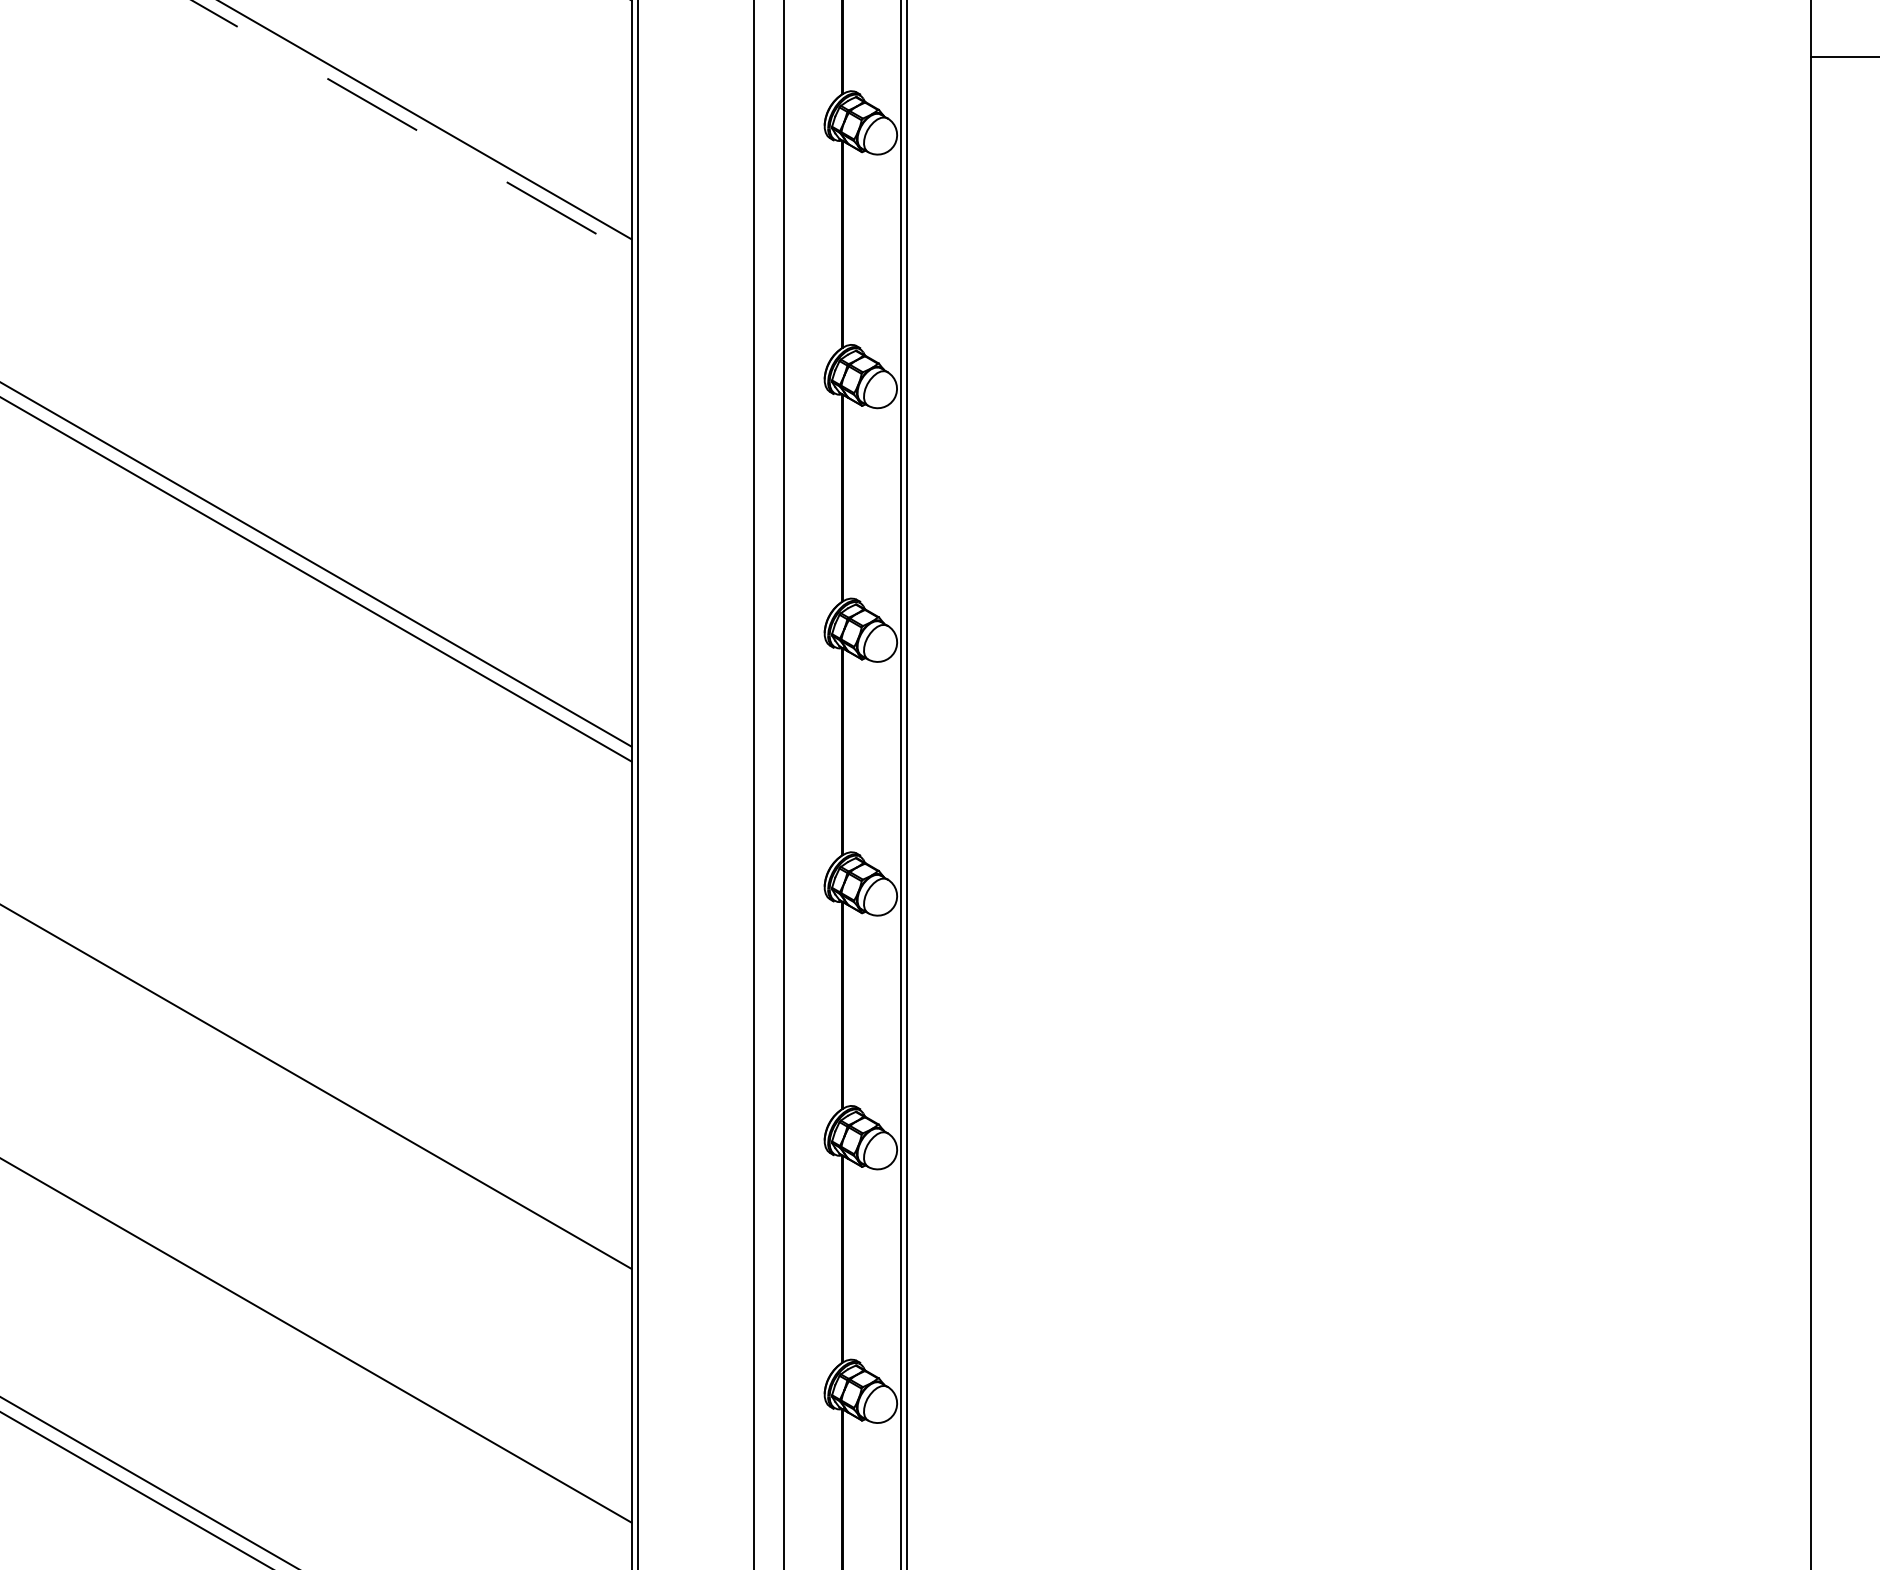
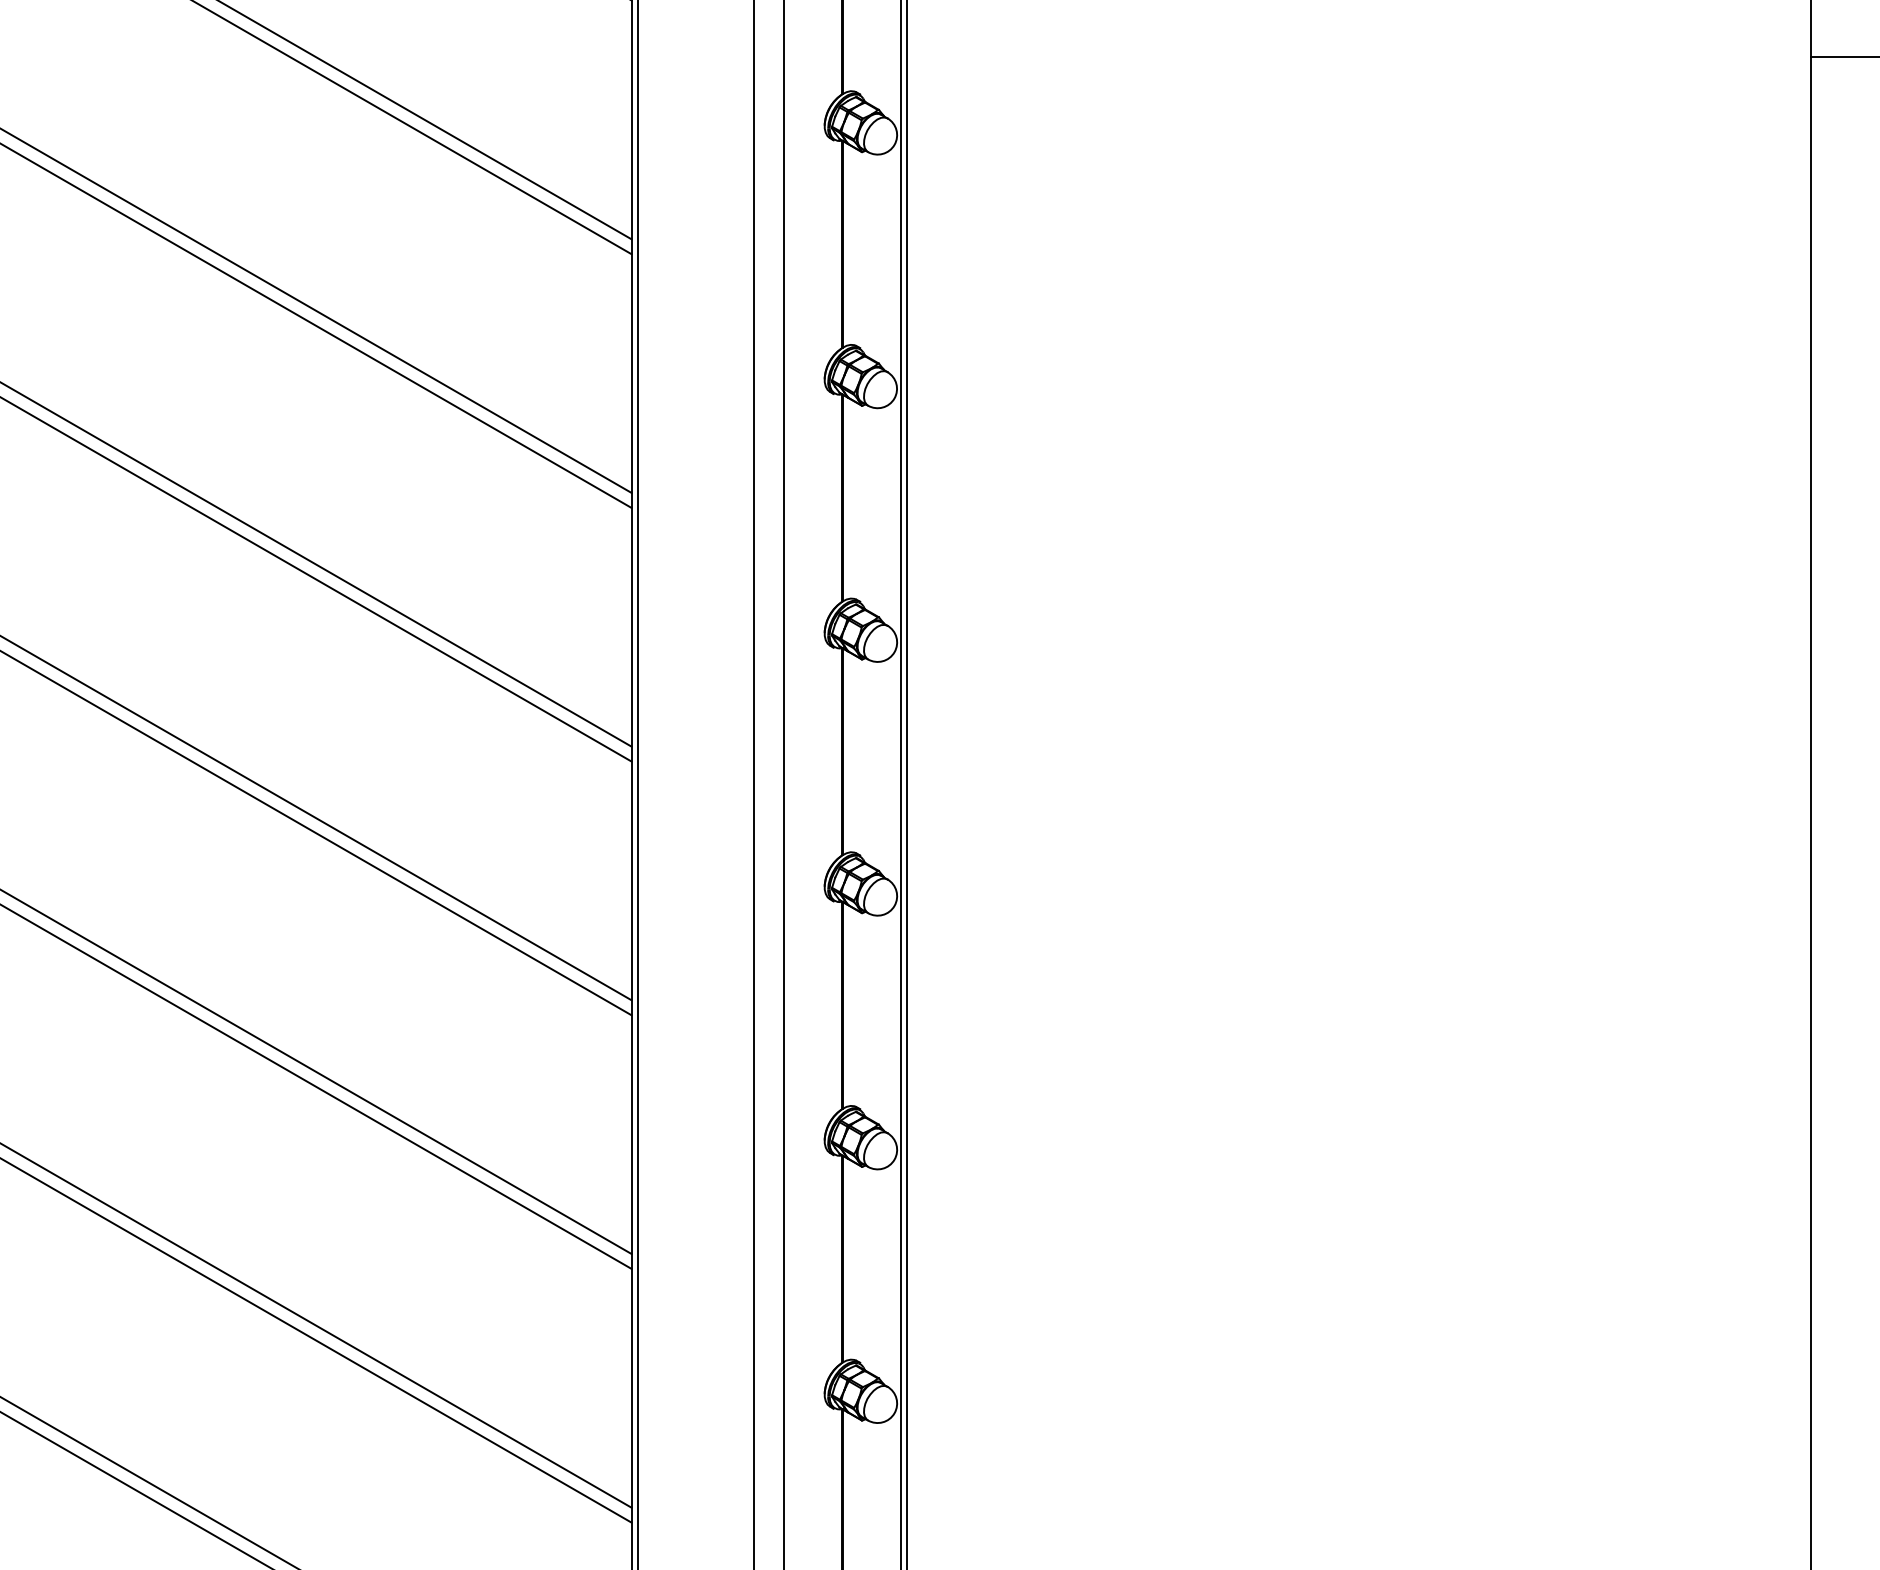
line: dashed -> solid (411, 127)
line: none -> present (316, 310)
line: none -> present (316, 325)
line: none -> present (316, 818)
line: none -> present (316, 833)
line: none -> present (316, 1072)
line: none -> present (316, 1325)
